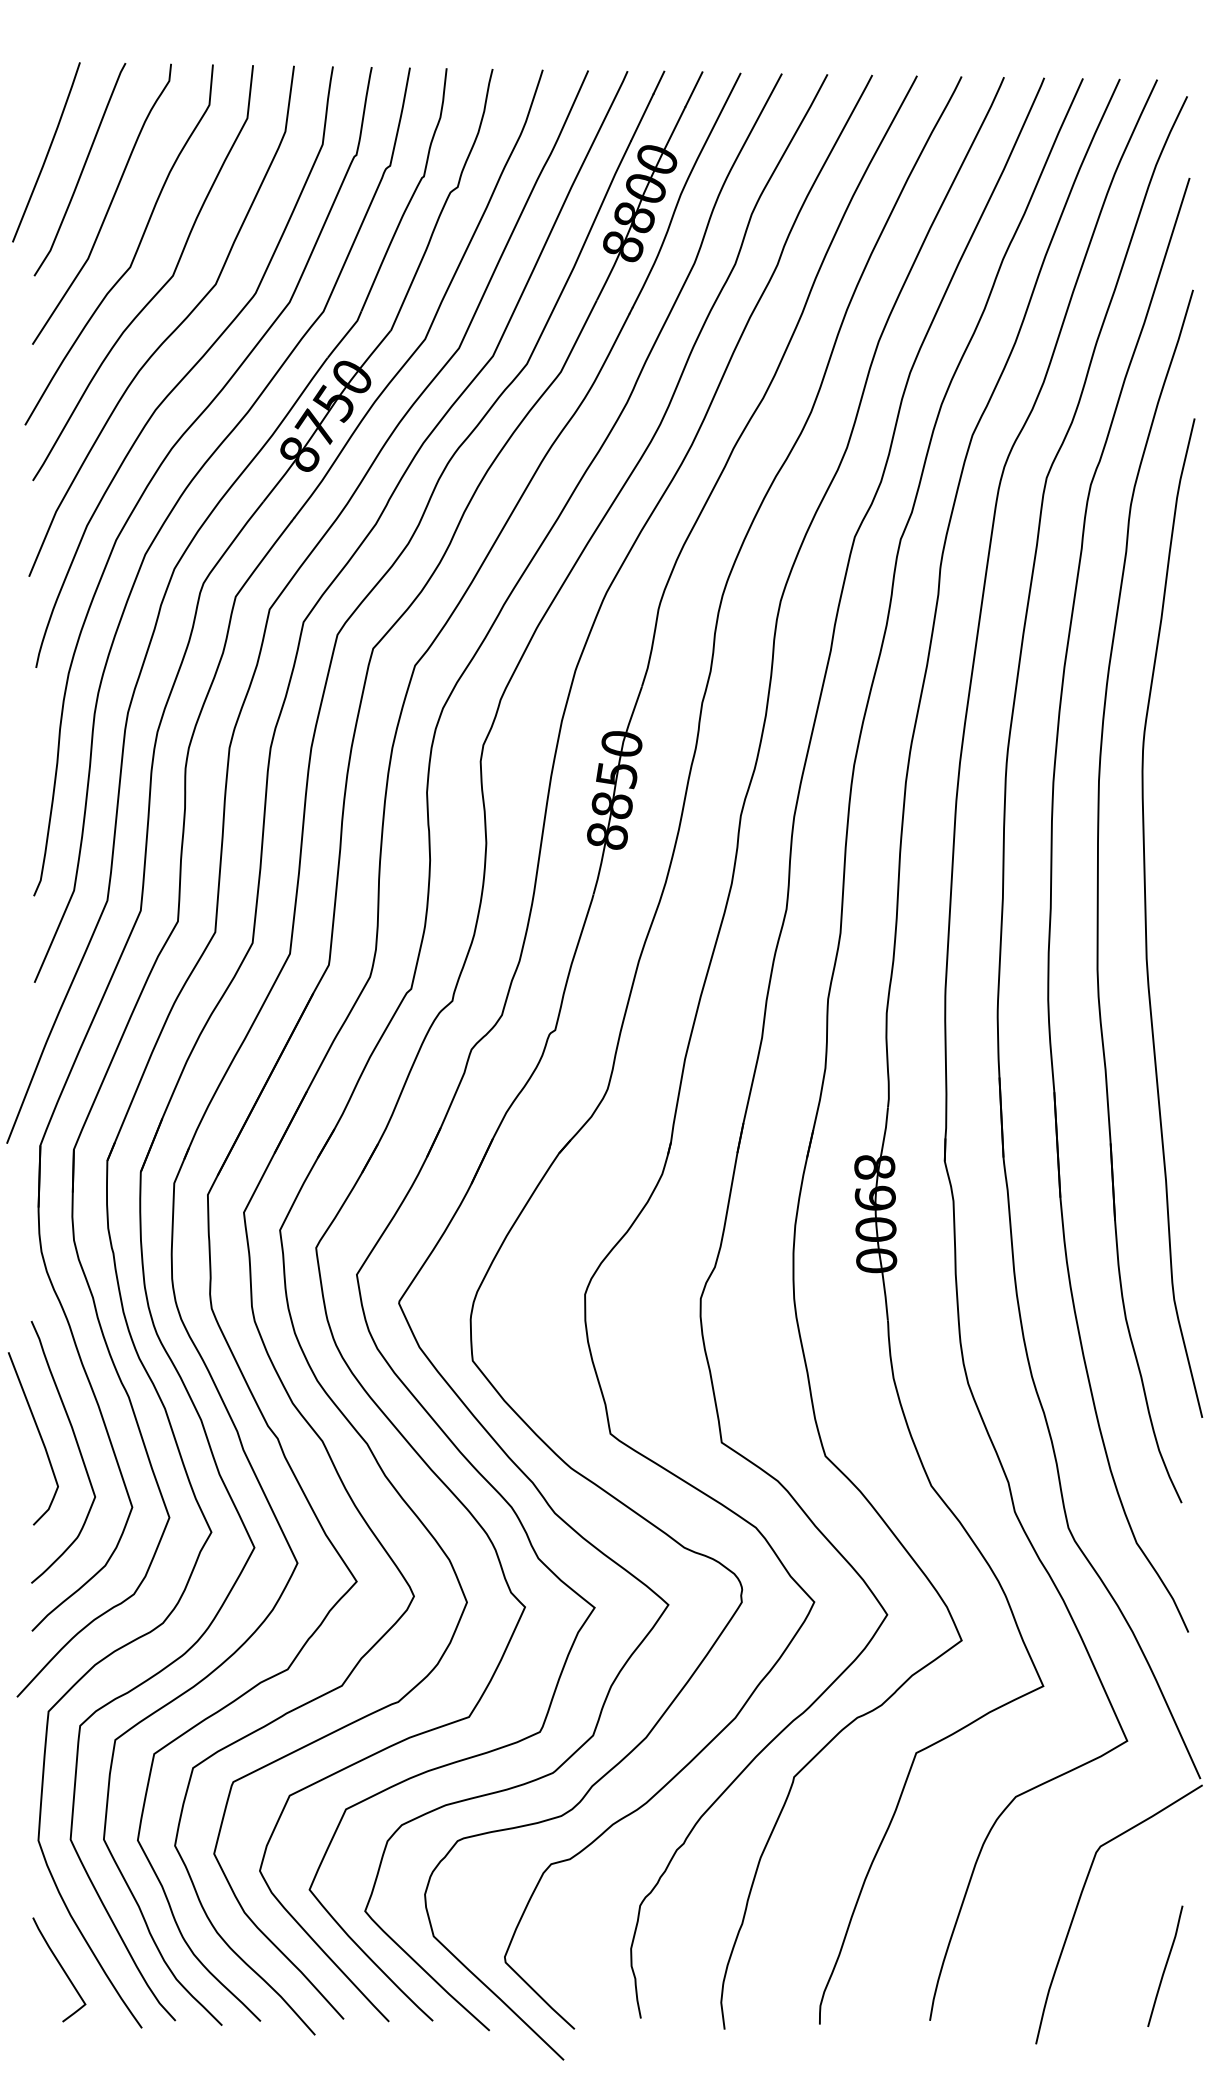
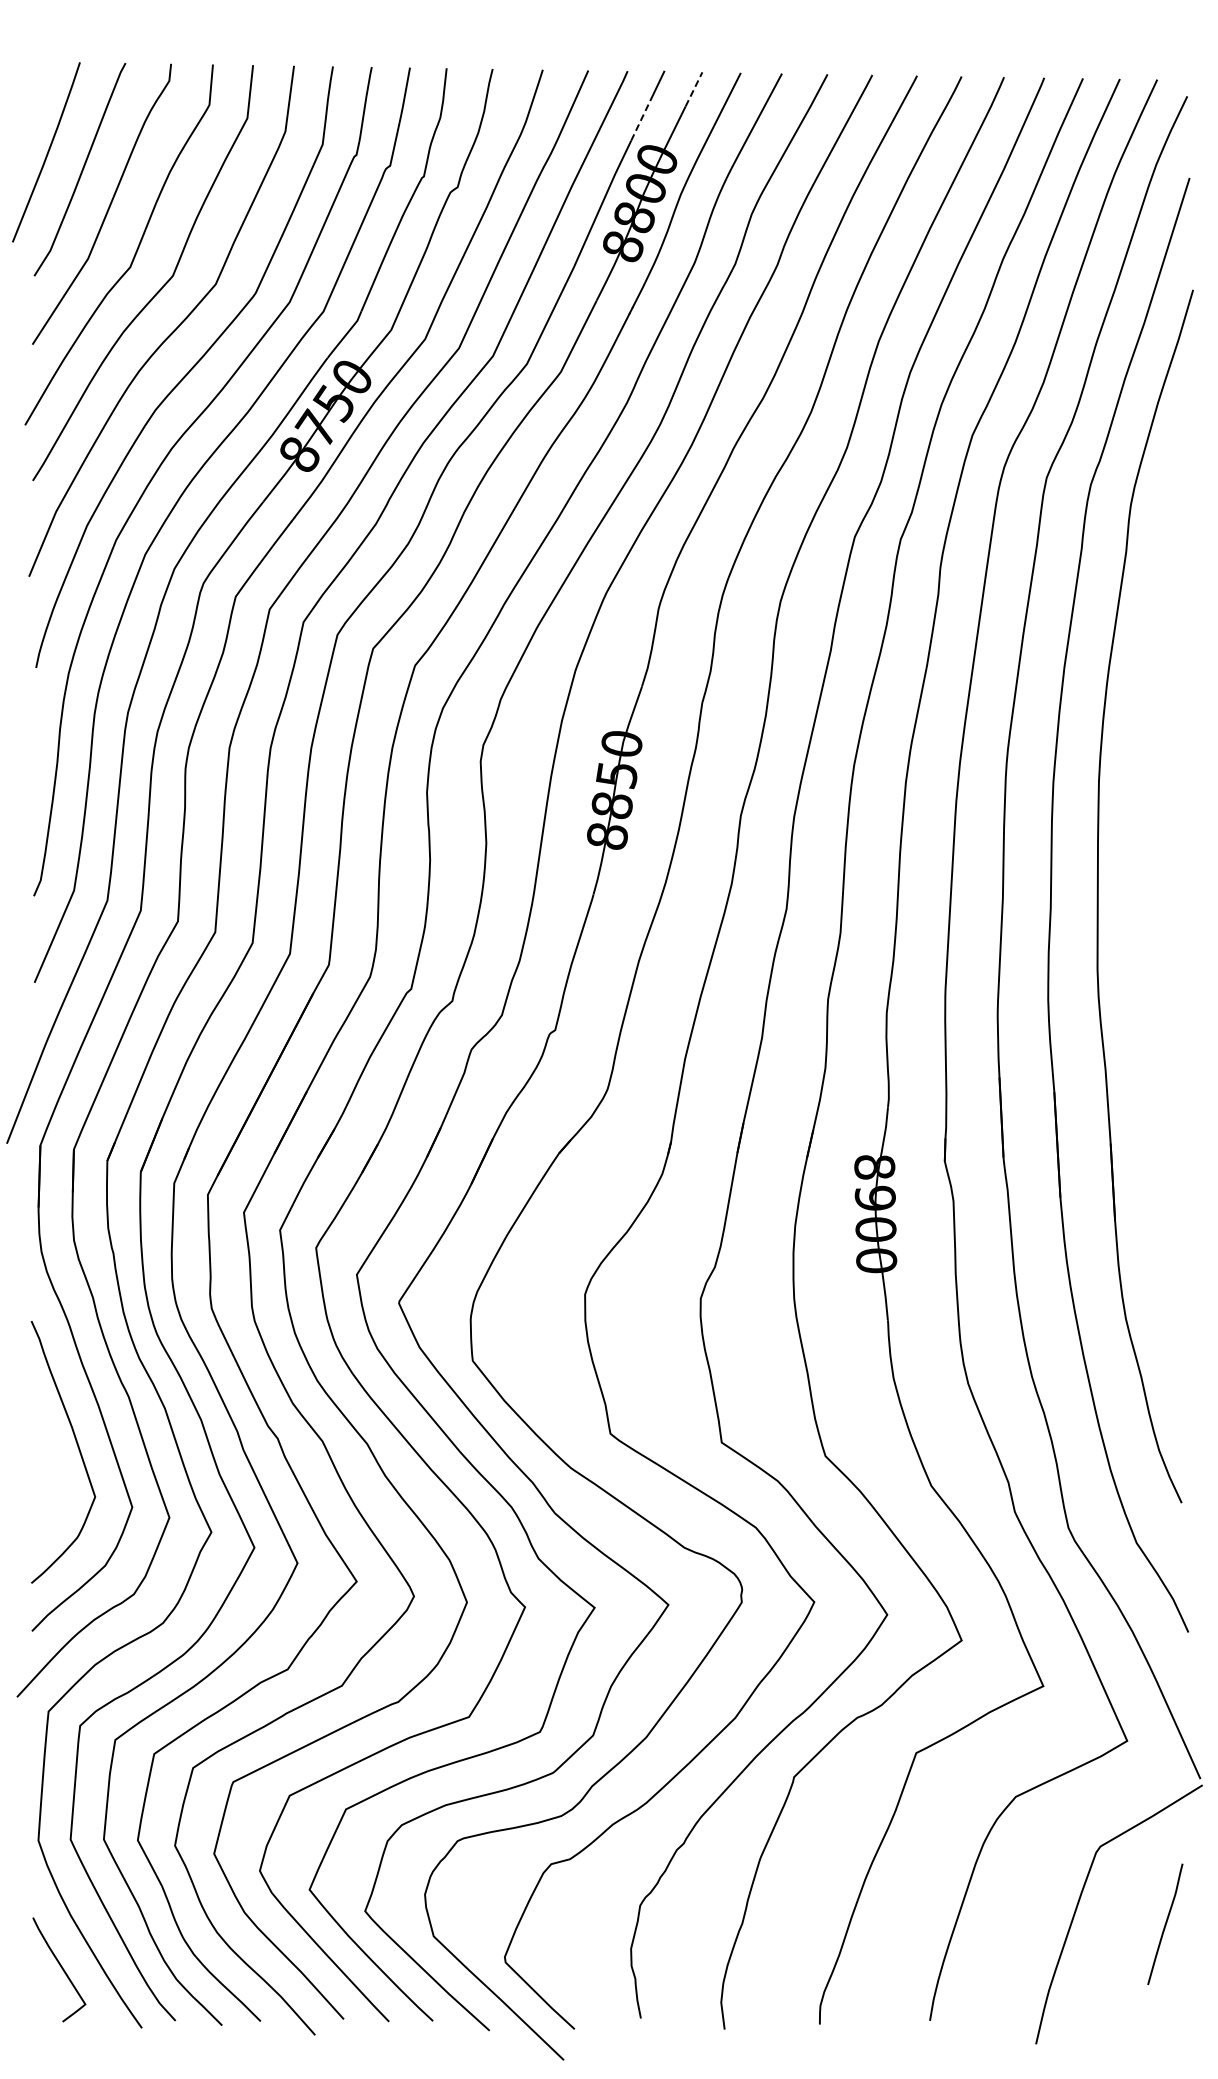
line: solid -> dashed (694, 89)
line: solid -> dashed (642, 117)
curve: present -> none (1146, 917)
curve: present -> none (39, 1436)
curve position: (1165, 1966) -> (1165, 1924) (1165, 1924)
